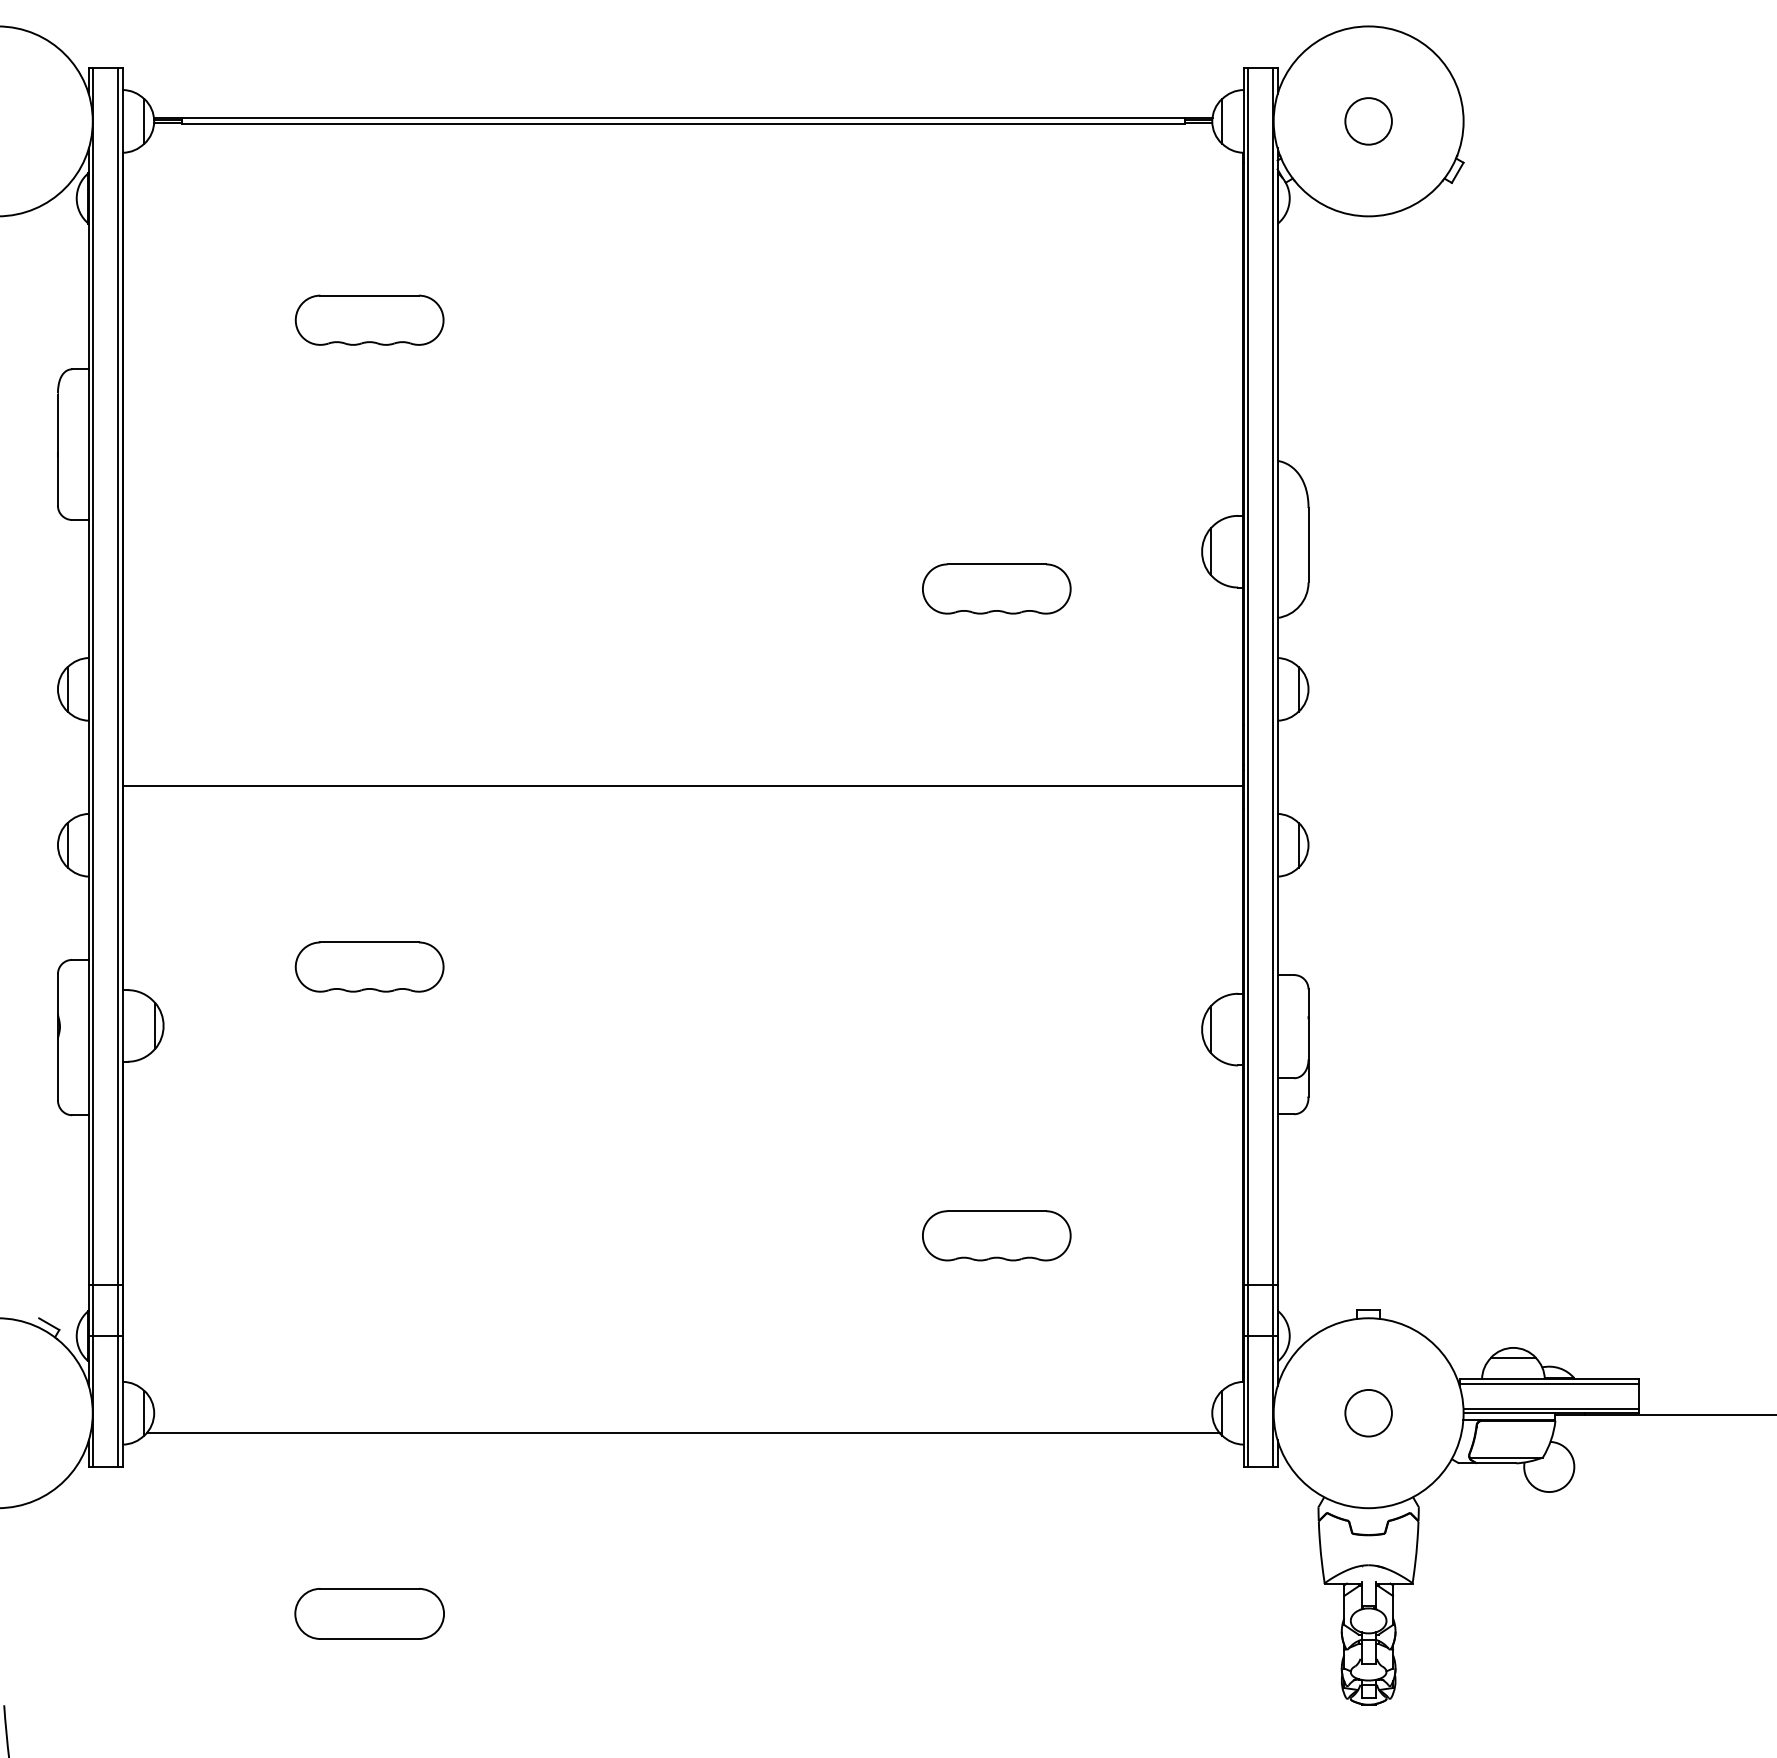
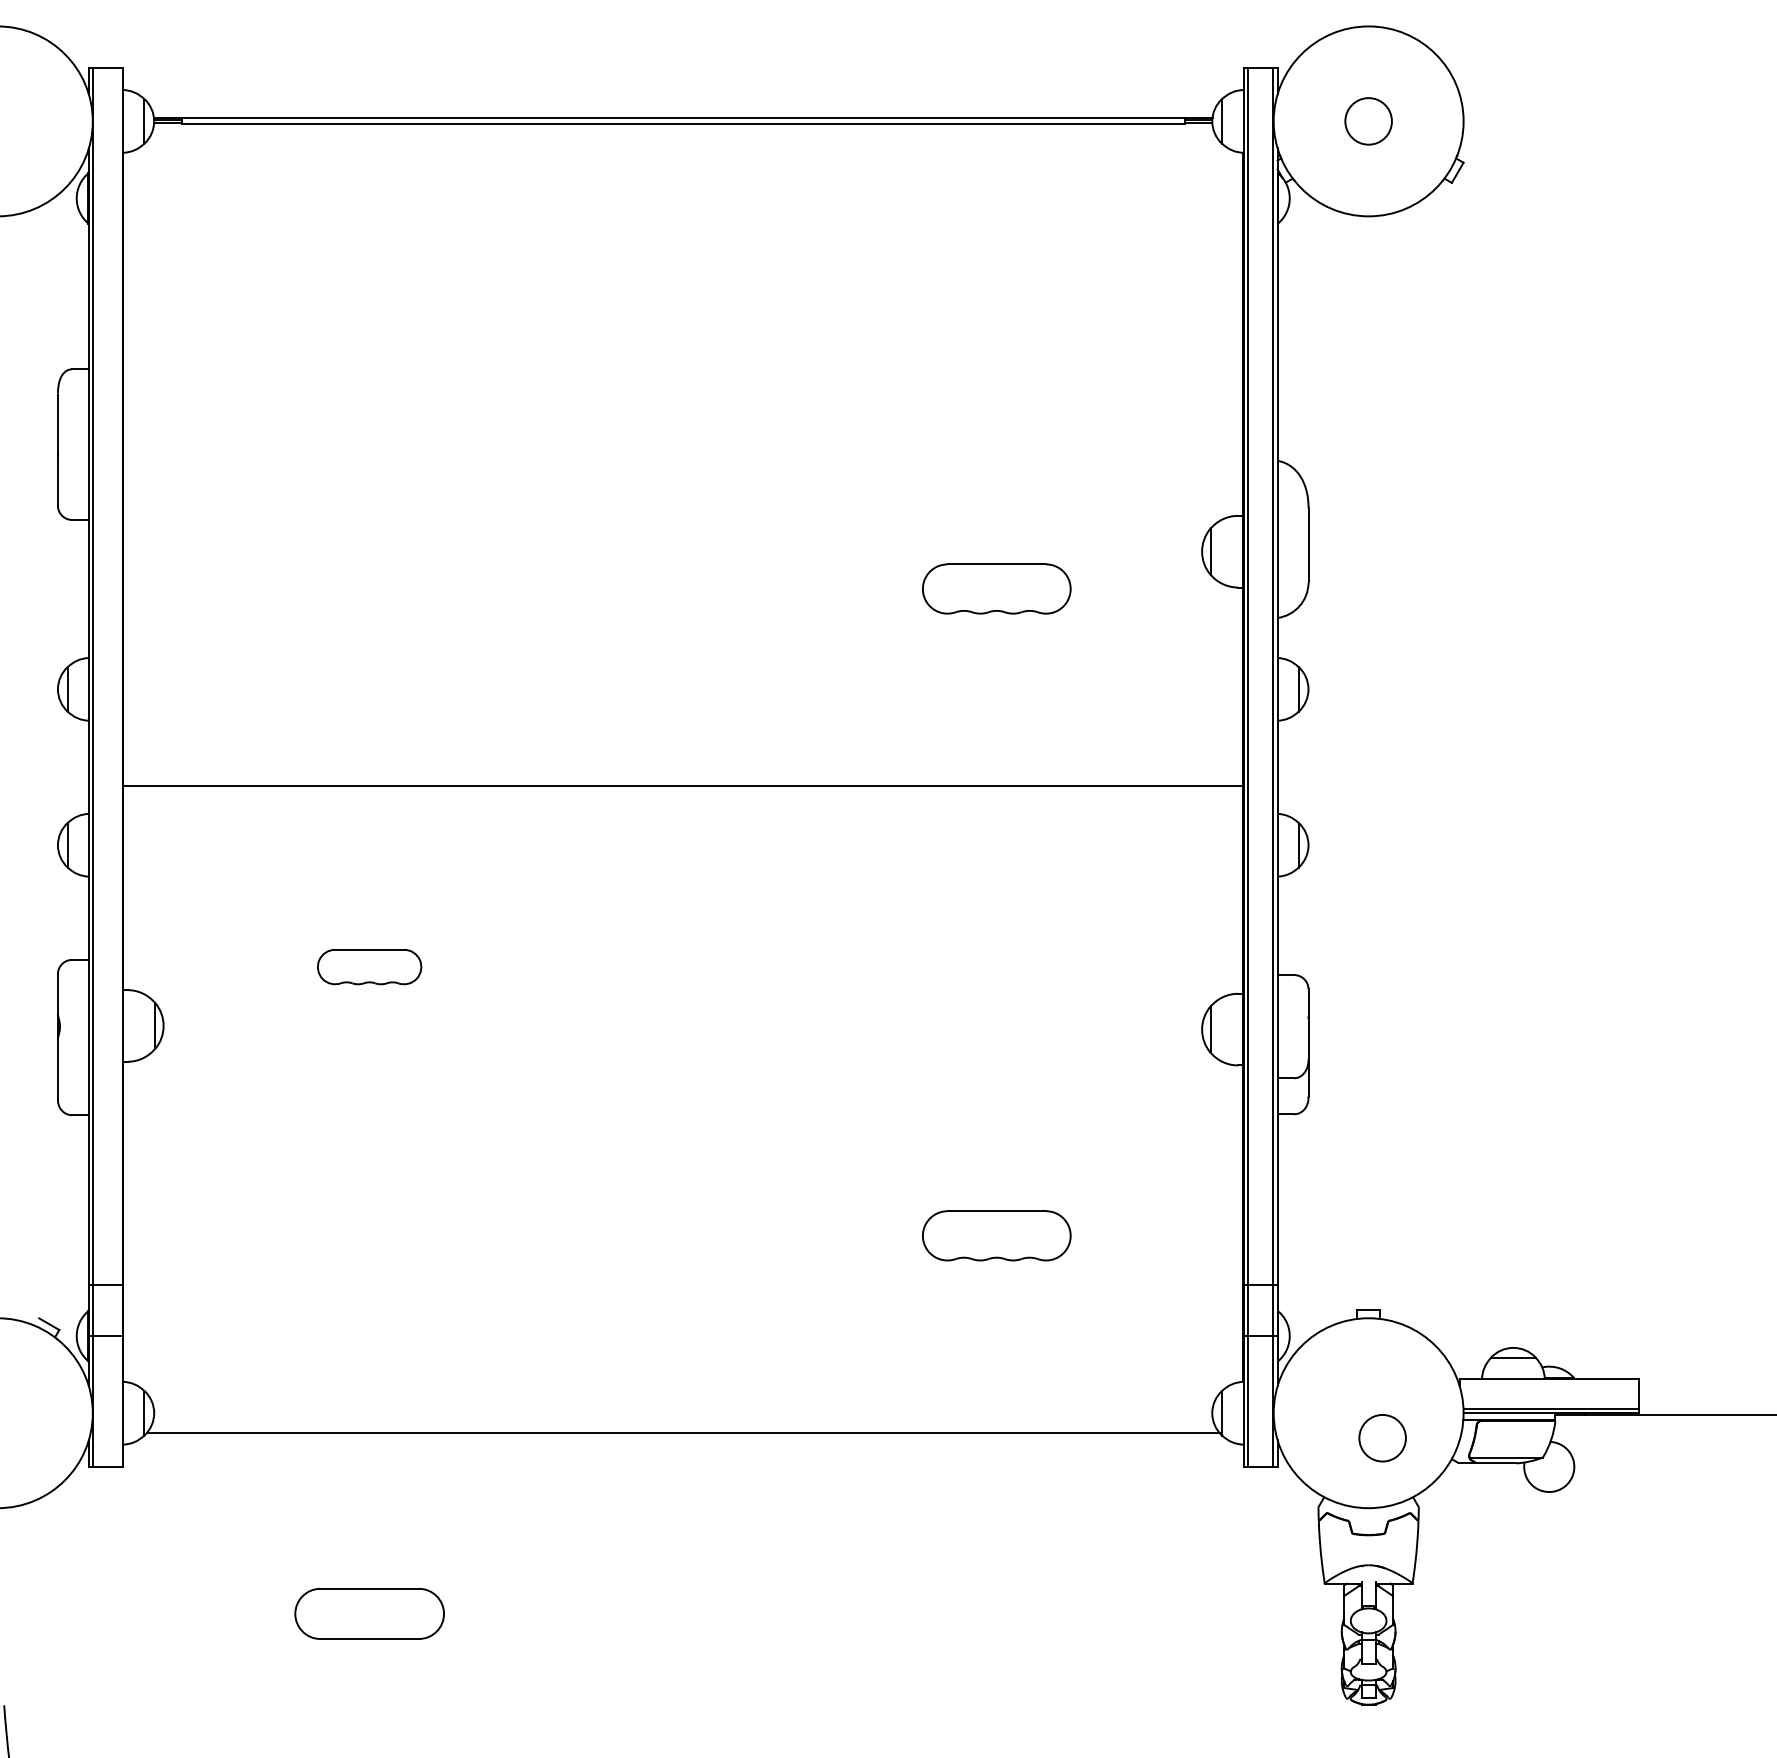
part: present -> none (369, 319)
line: present -> none (118, 766)
part size: 151x52 px -> 106x37 px (369, 967)
line: present -> none (1548, 1383)
circle position: (1368, 1413) -> (1382, 1438) (1382, 1438)
